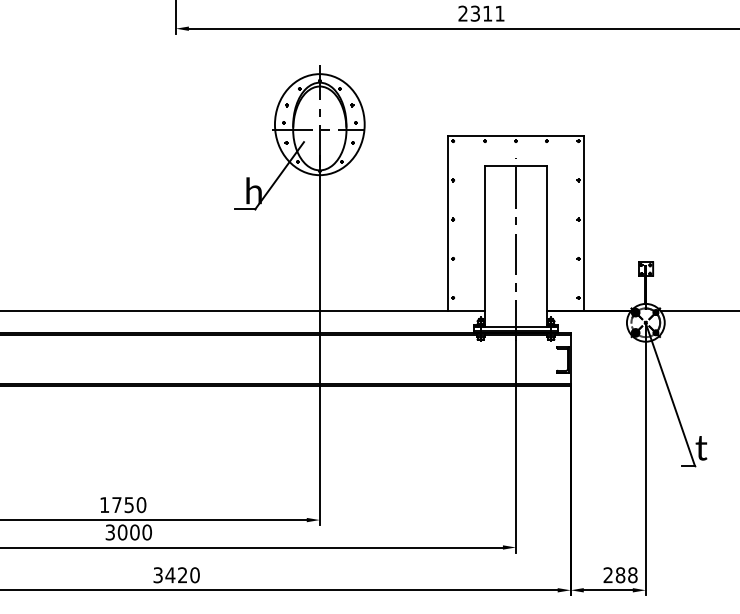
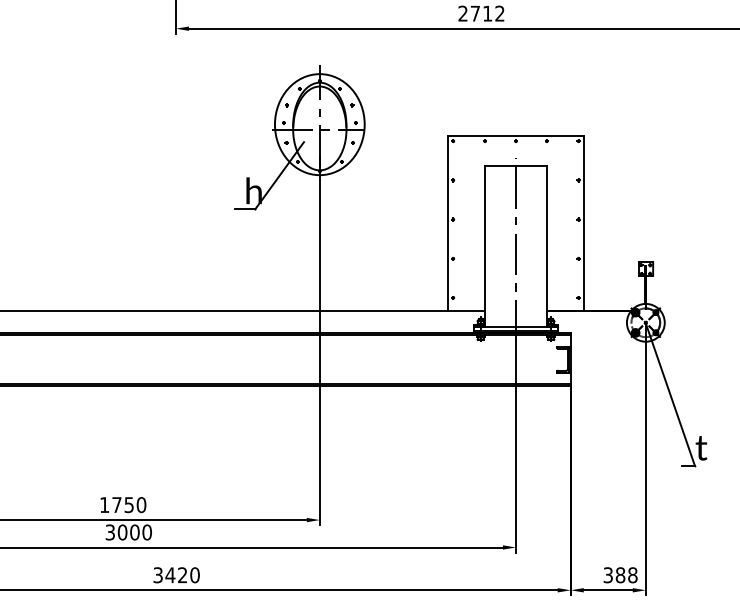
text: 2311 -> 2712 (487, 13)
line: present -> none (698, 311)
text: 288 -> 388 (607, 575)
